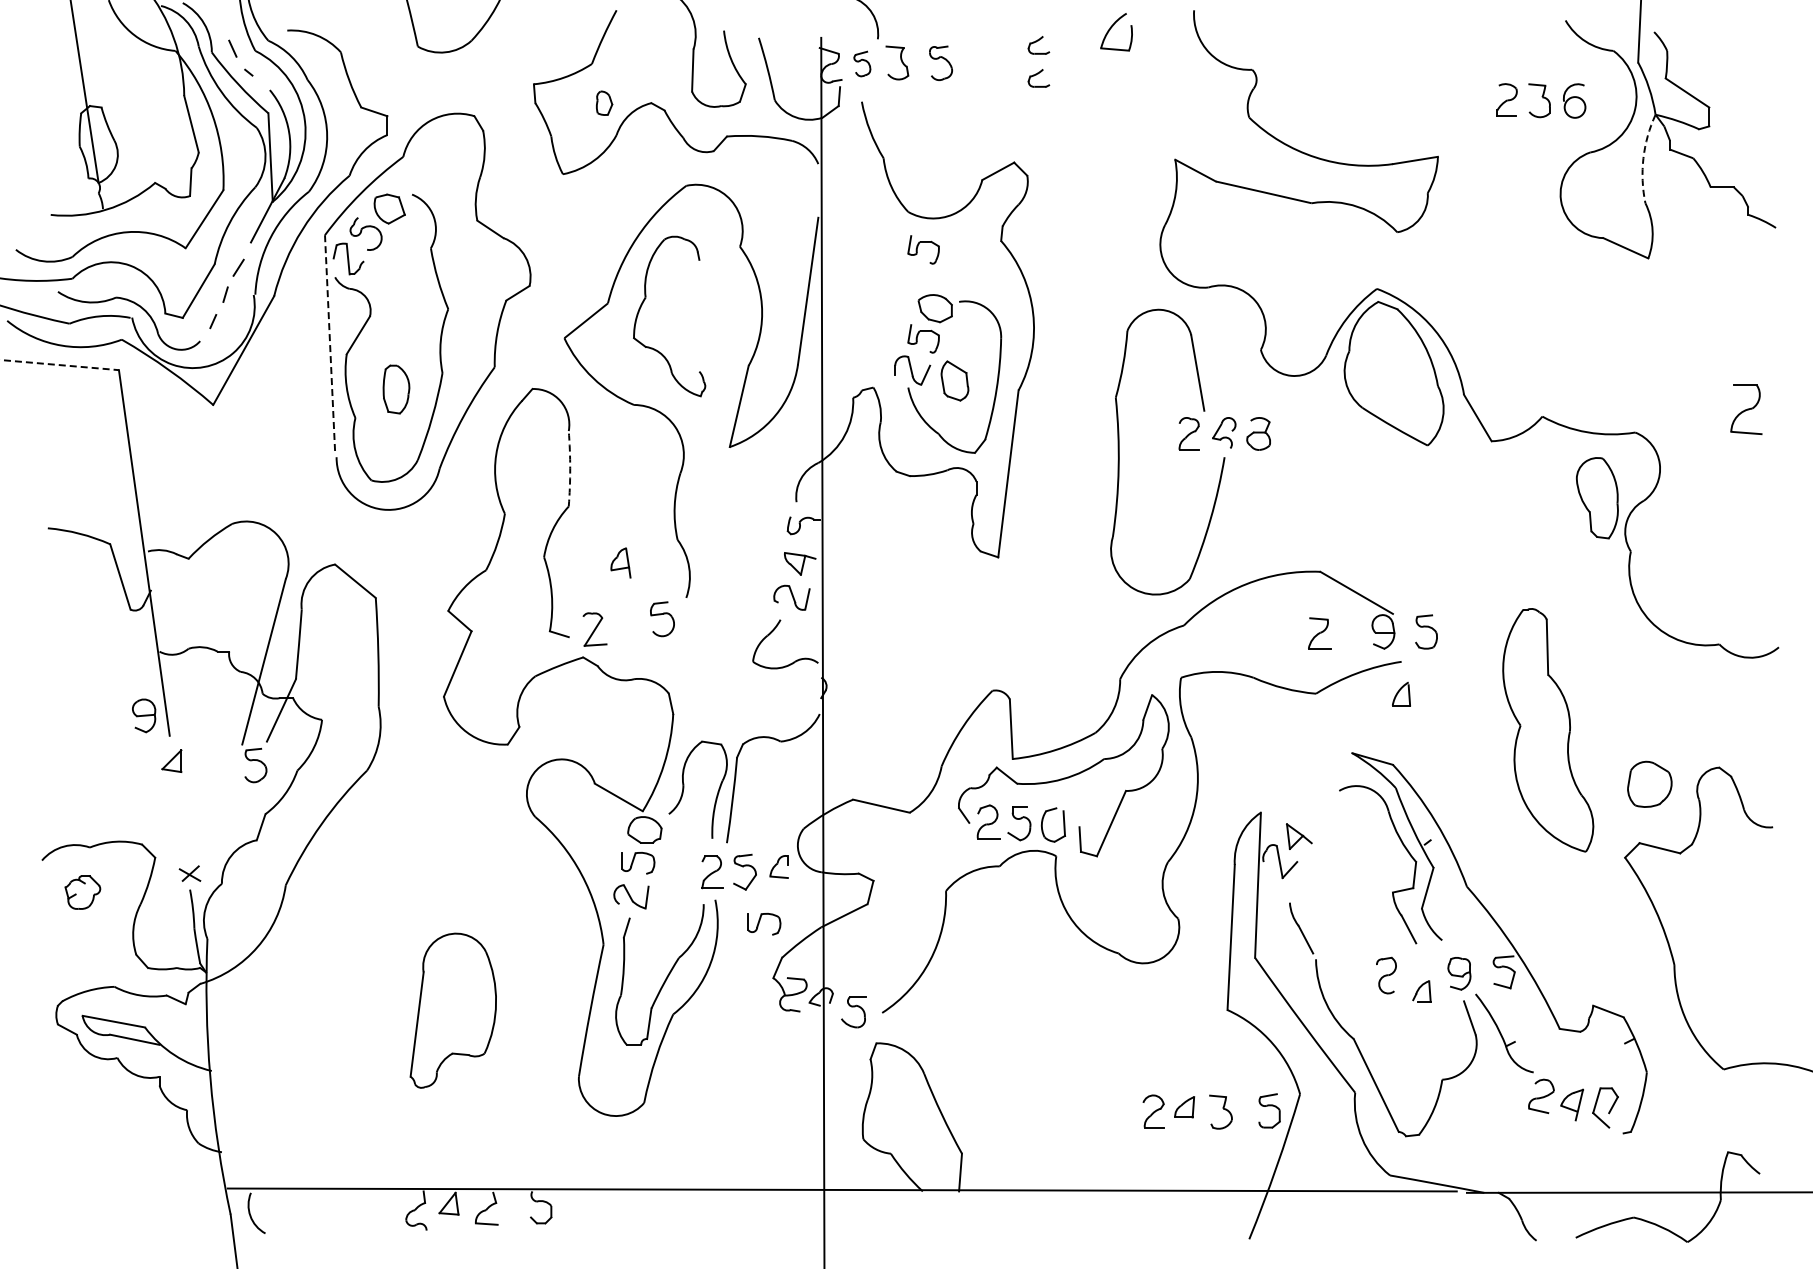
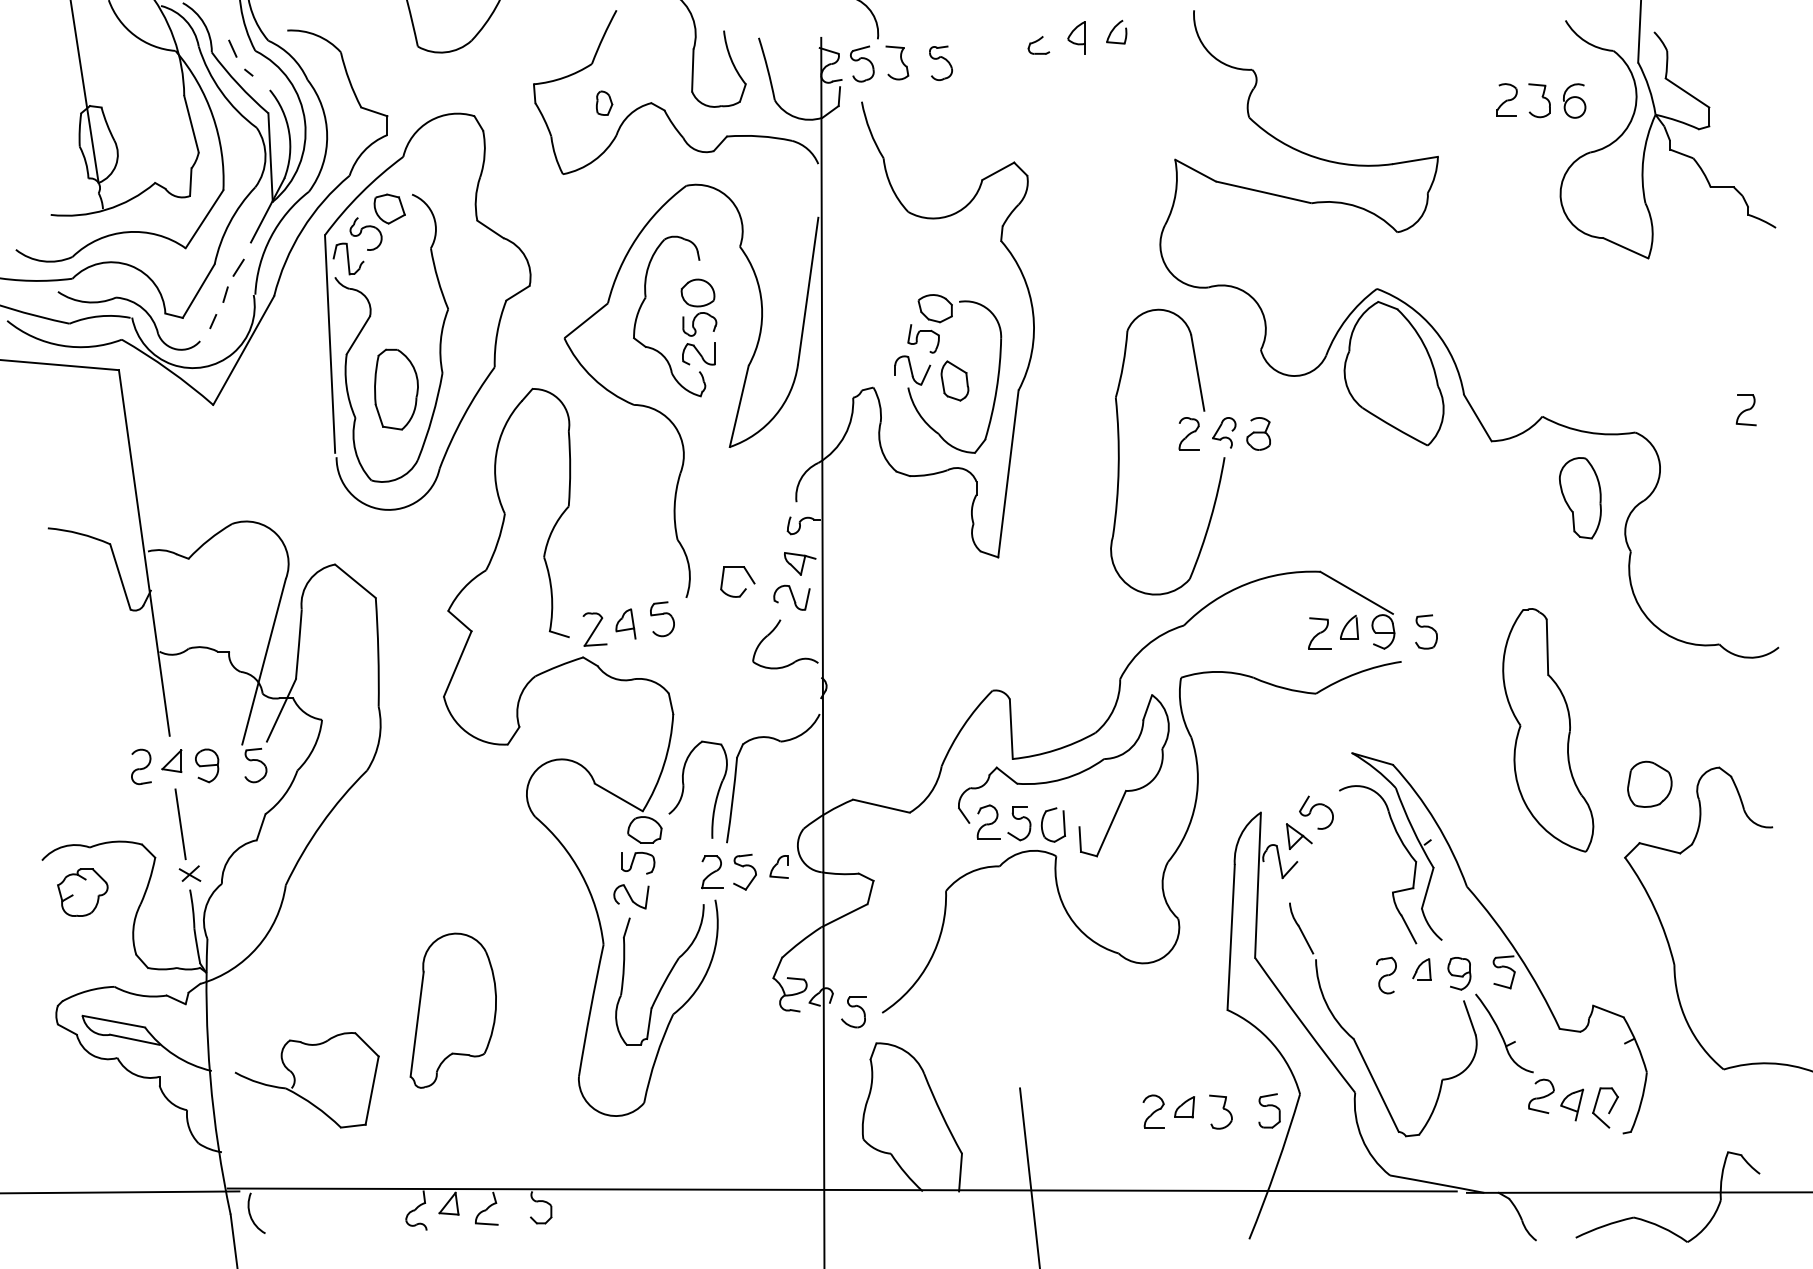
part size: 33x39 px -> 22x26 px (1116, 31)
part: none -> present (1076, 37)
part size: 19x28 px -> 25x38 px (862, 63)
part: present -> none (1038, 78)
arc: dashed -> solid (1643, 158)
part: present -> none (923, 249)
part: none -> present (698, 321)
line: dashed -> solid (330, 344)
line: dashed -> solid (60, 365)
part size: 29x51 px -> 45x83 px (396, 389)
part size: 33x52 px -> 22x33 px (1745, 410)
arc: dashed -> solid (570, 468)
part position: (1597, 498) -> (1580, 498) (1580, 498)
part position: (620, 562) -> (625, 623) (625, 623)
part: none -> present (745, 588)
part position: (1401, 693) -> (1349, 626) (1349, 626)
part position: (144, 715) -> (207, 765) (207, 765)
part: none -> present (141, 766)
part: none -> present (1316, 812)
line: none -> present (180, 824)
part size: 38x35 px -> 52x49 px (82, 892)
part: present -> none (764, 923)
part position: (1421, 991) -> (1421, 969) (1421, 969)
part: none -> present (306, 1080)
line: none -> present (1029, 1176)
line: none -> present (120, 1192)
